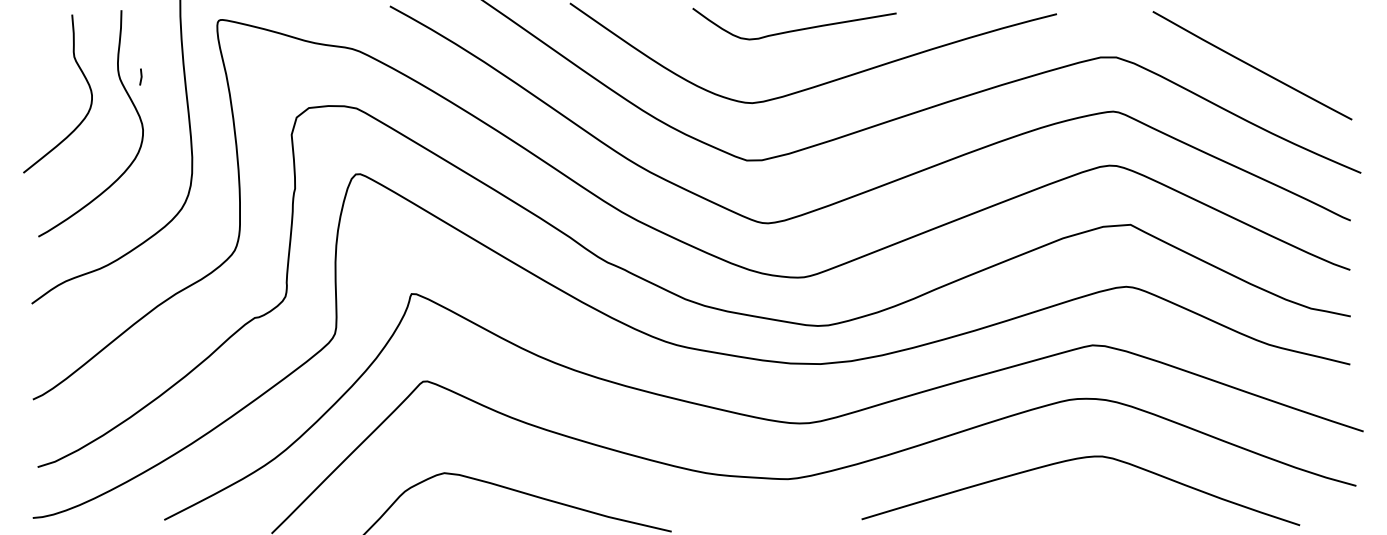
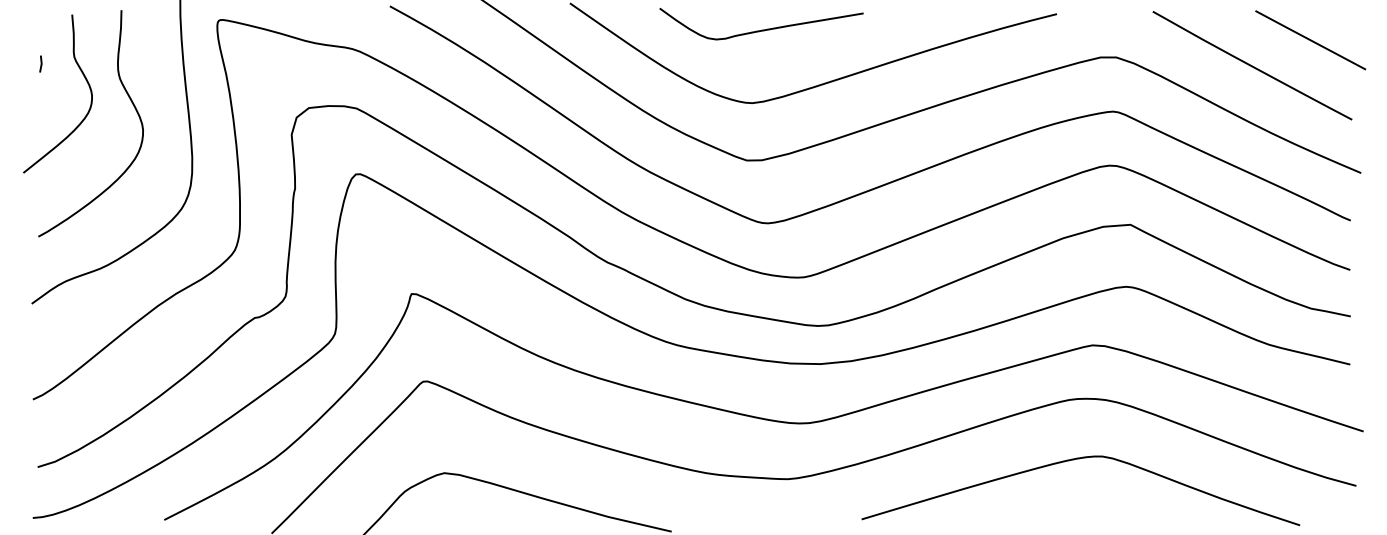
curve position: (794, 29) -> (761, 29) (761, 29)
line: none -> present (1310, 40)
line position: (140, 76) -> (40, 63) (40, 63)
